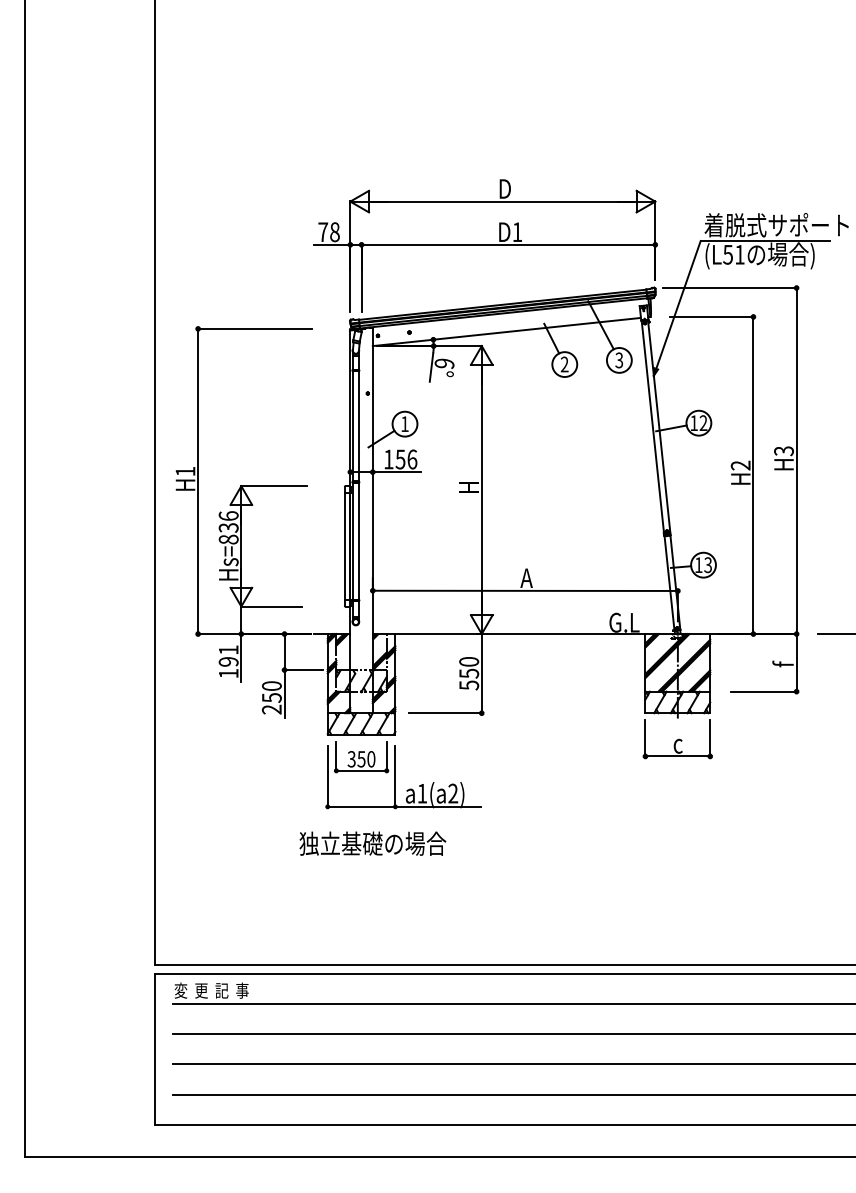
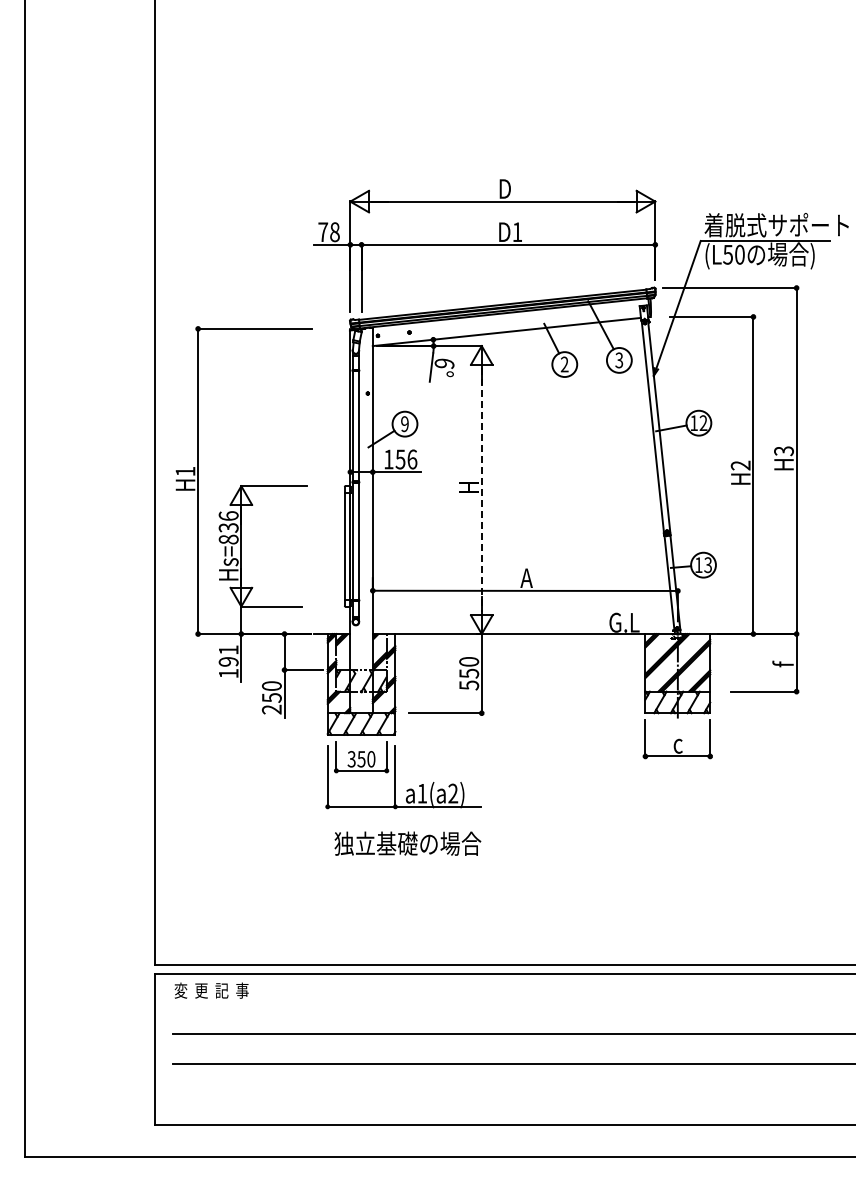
text: (L51 -> (L50 (739, 254)
text: 1 -> 9 (404, 424)
line: solid -> dashed (481, 490)
line: present -> none (834, 634)
text position: (372, 843) -> (407, 843) (407, 843)
line: present -> none (512, 1003)
line: present -> none (512, 1094)
